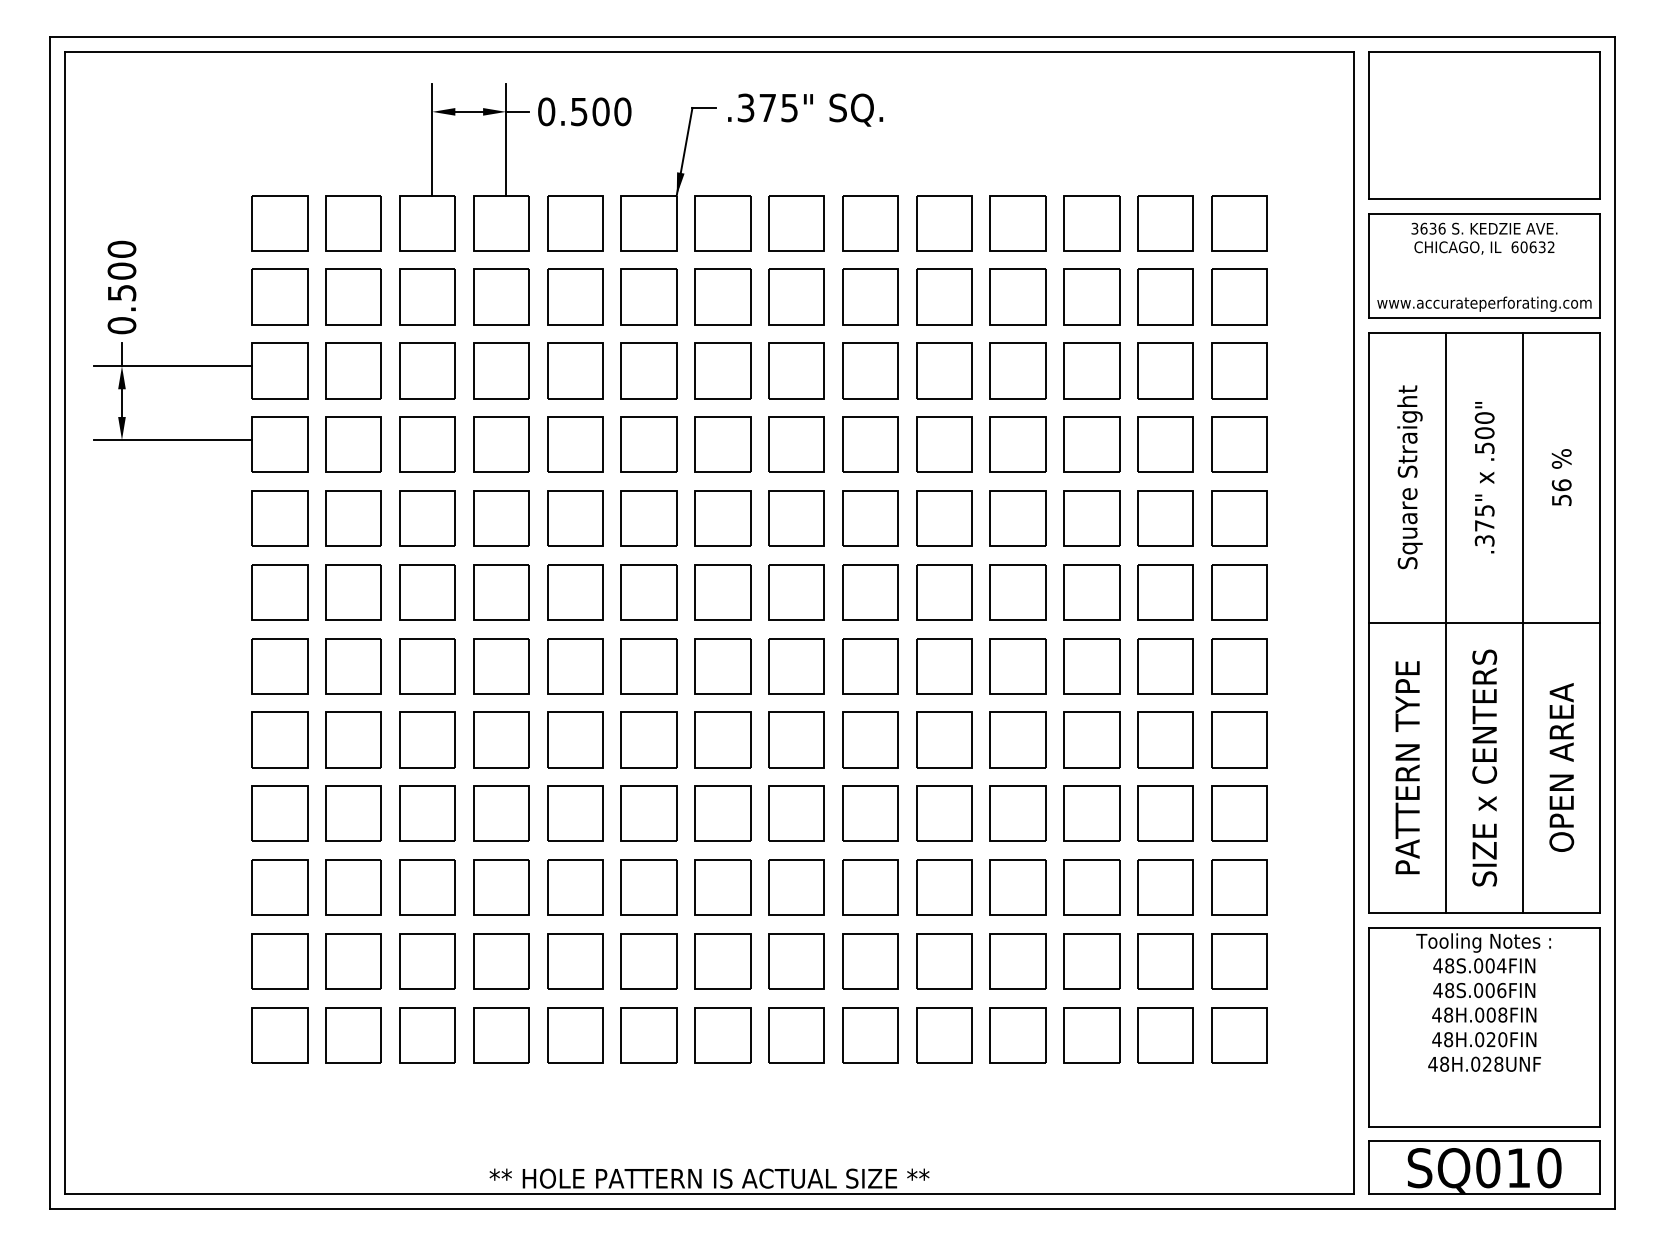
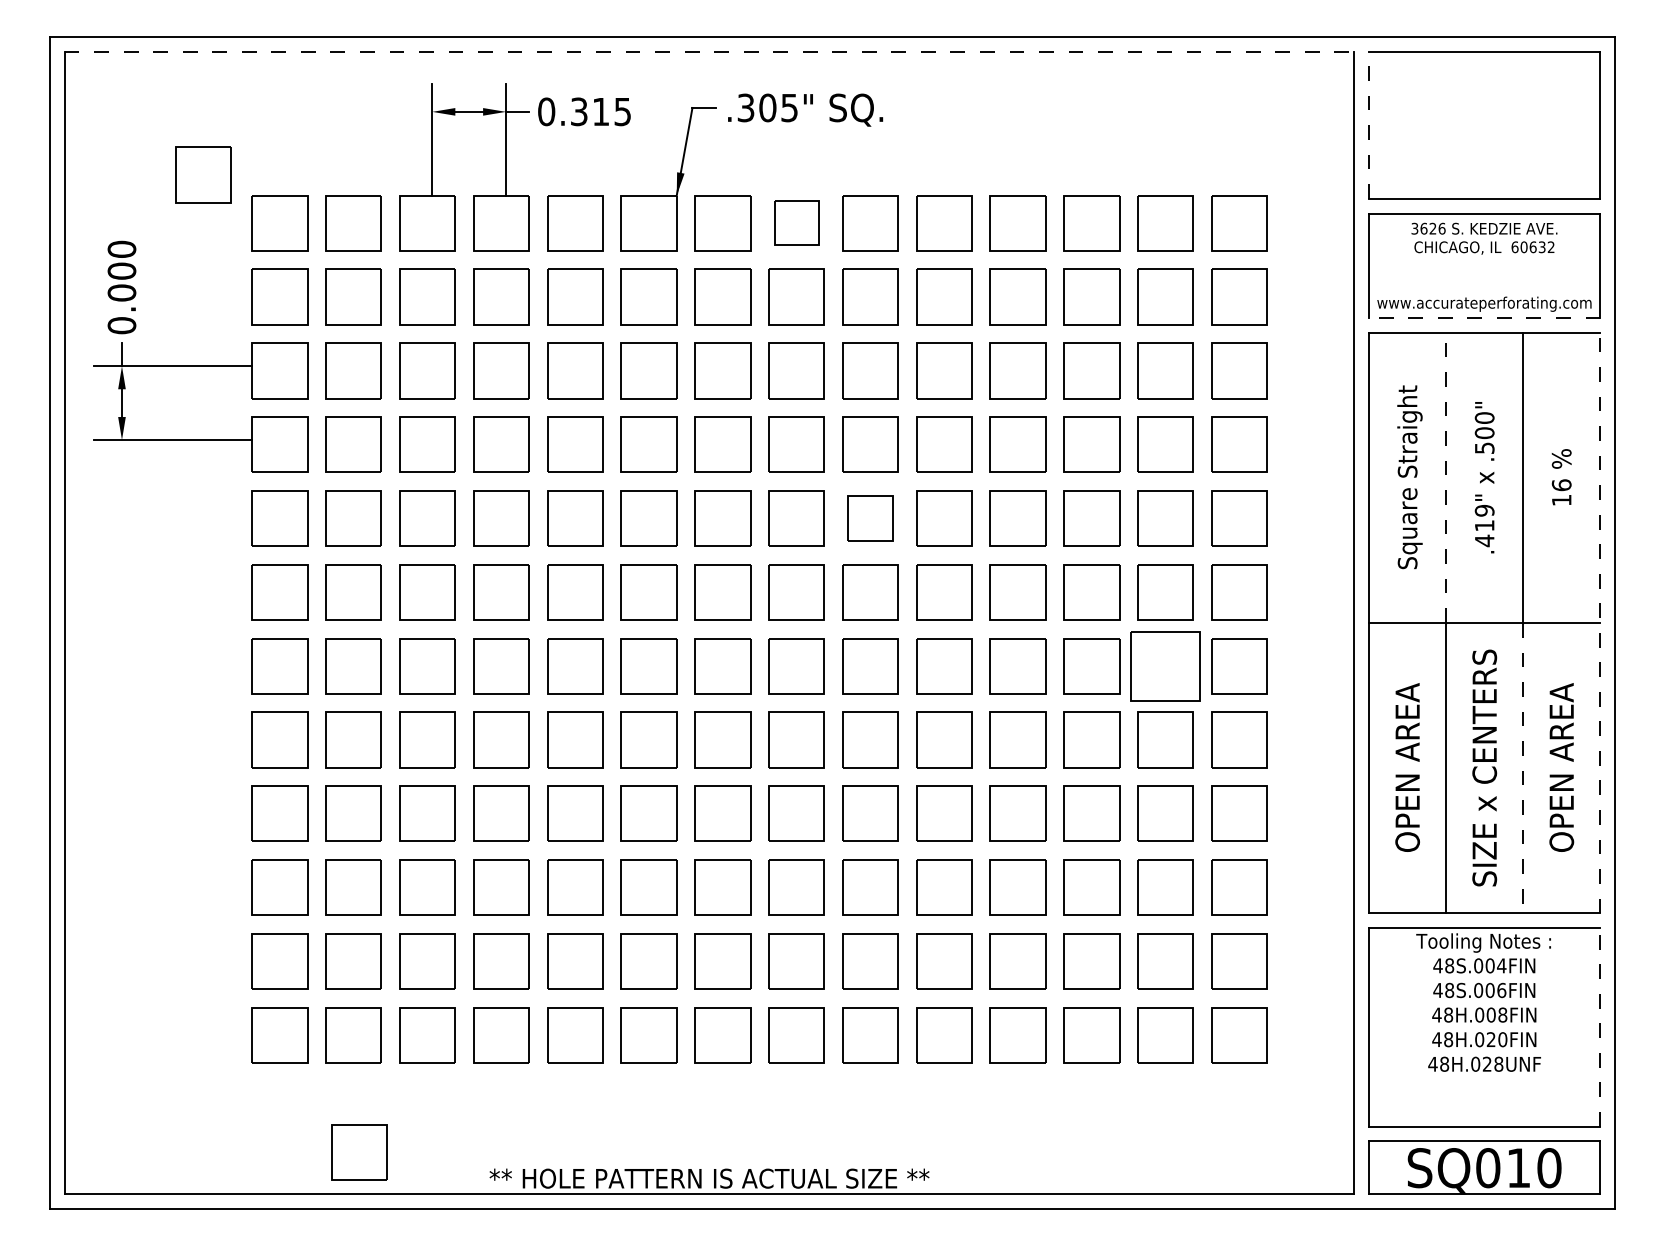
line: solid -> dashed (709, 51)
text: .375" -> .305" (767, 107)
text: 0.500 -> 0.315 (601, 111)
line: solid -> dashed (1369, 125)
part: none -> present (203, 174)
part size: 57x57 px -> 46x46 px (796, 222)
text: 3636 -> 3626 (1432, 228)
text: 0.500 -> 0.000 (121, 292)
line: solid -> dashed (1484, 317)
line: solid -> dashed (1446, 477)
text: 56 -> 16 (1561, 500)
part size: 57x57 px -> 47x47 px (870, 518)
text: .375" -> .419" (1484, 525)
line: solid -> dashed (1600, 622)
part size: 57x57 px -> 71x71 px (1165, 666)
text: PATTERN TYPE -> OPEN AREA (1407, 767)
line: solid -> dashed (1523, 768)
line: solid -> dashed (1600, 1026)
part: none -> present (359, 1152)
